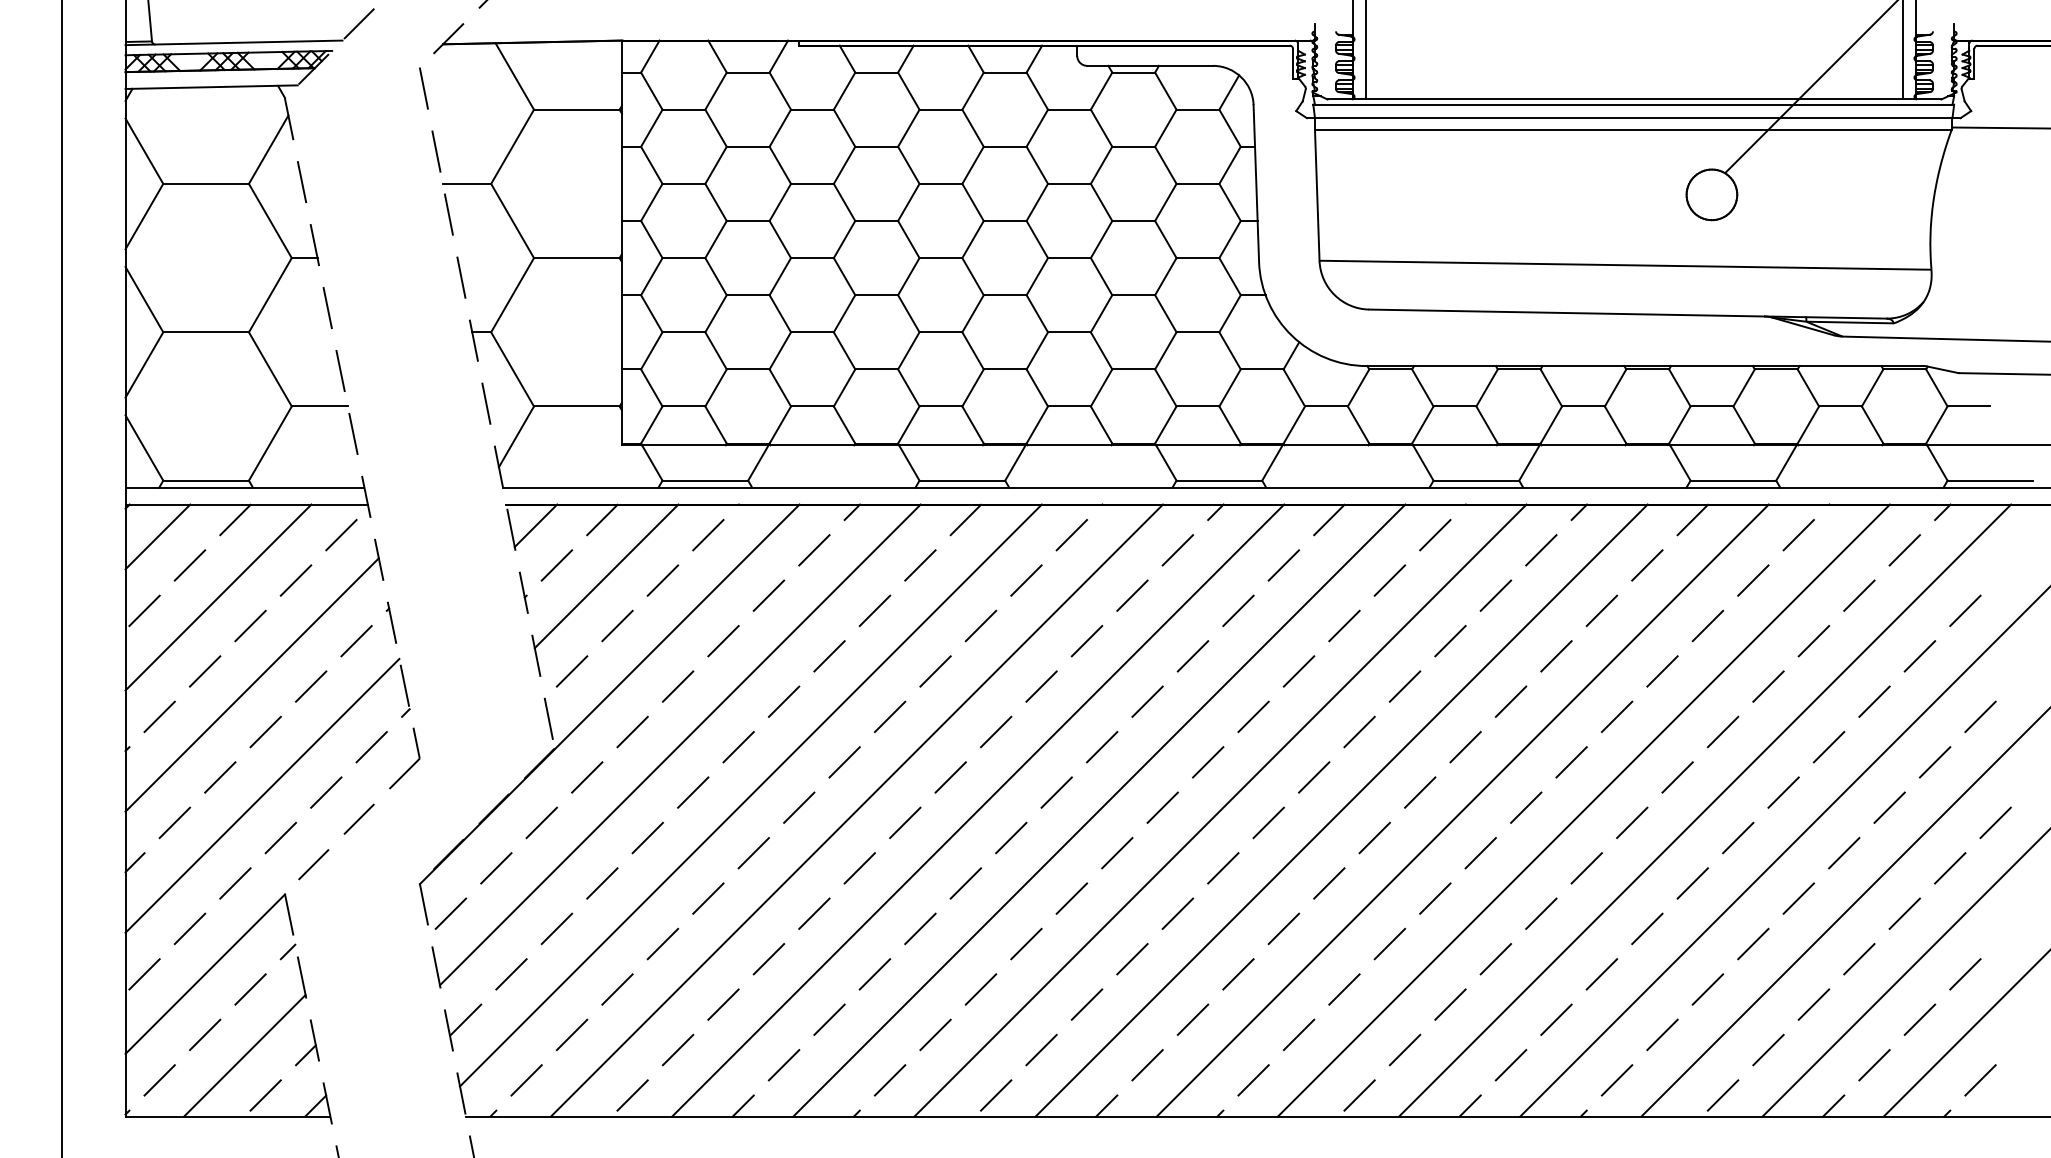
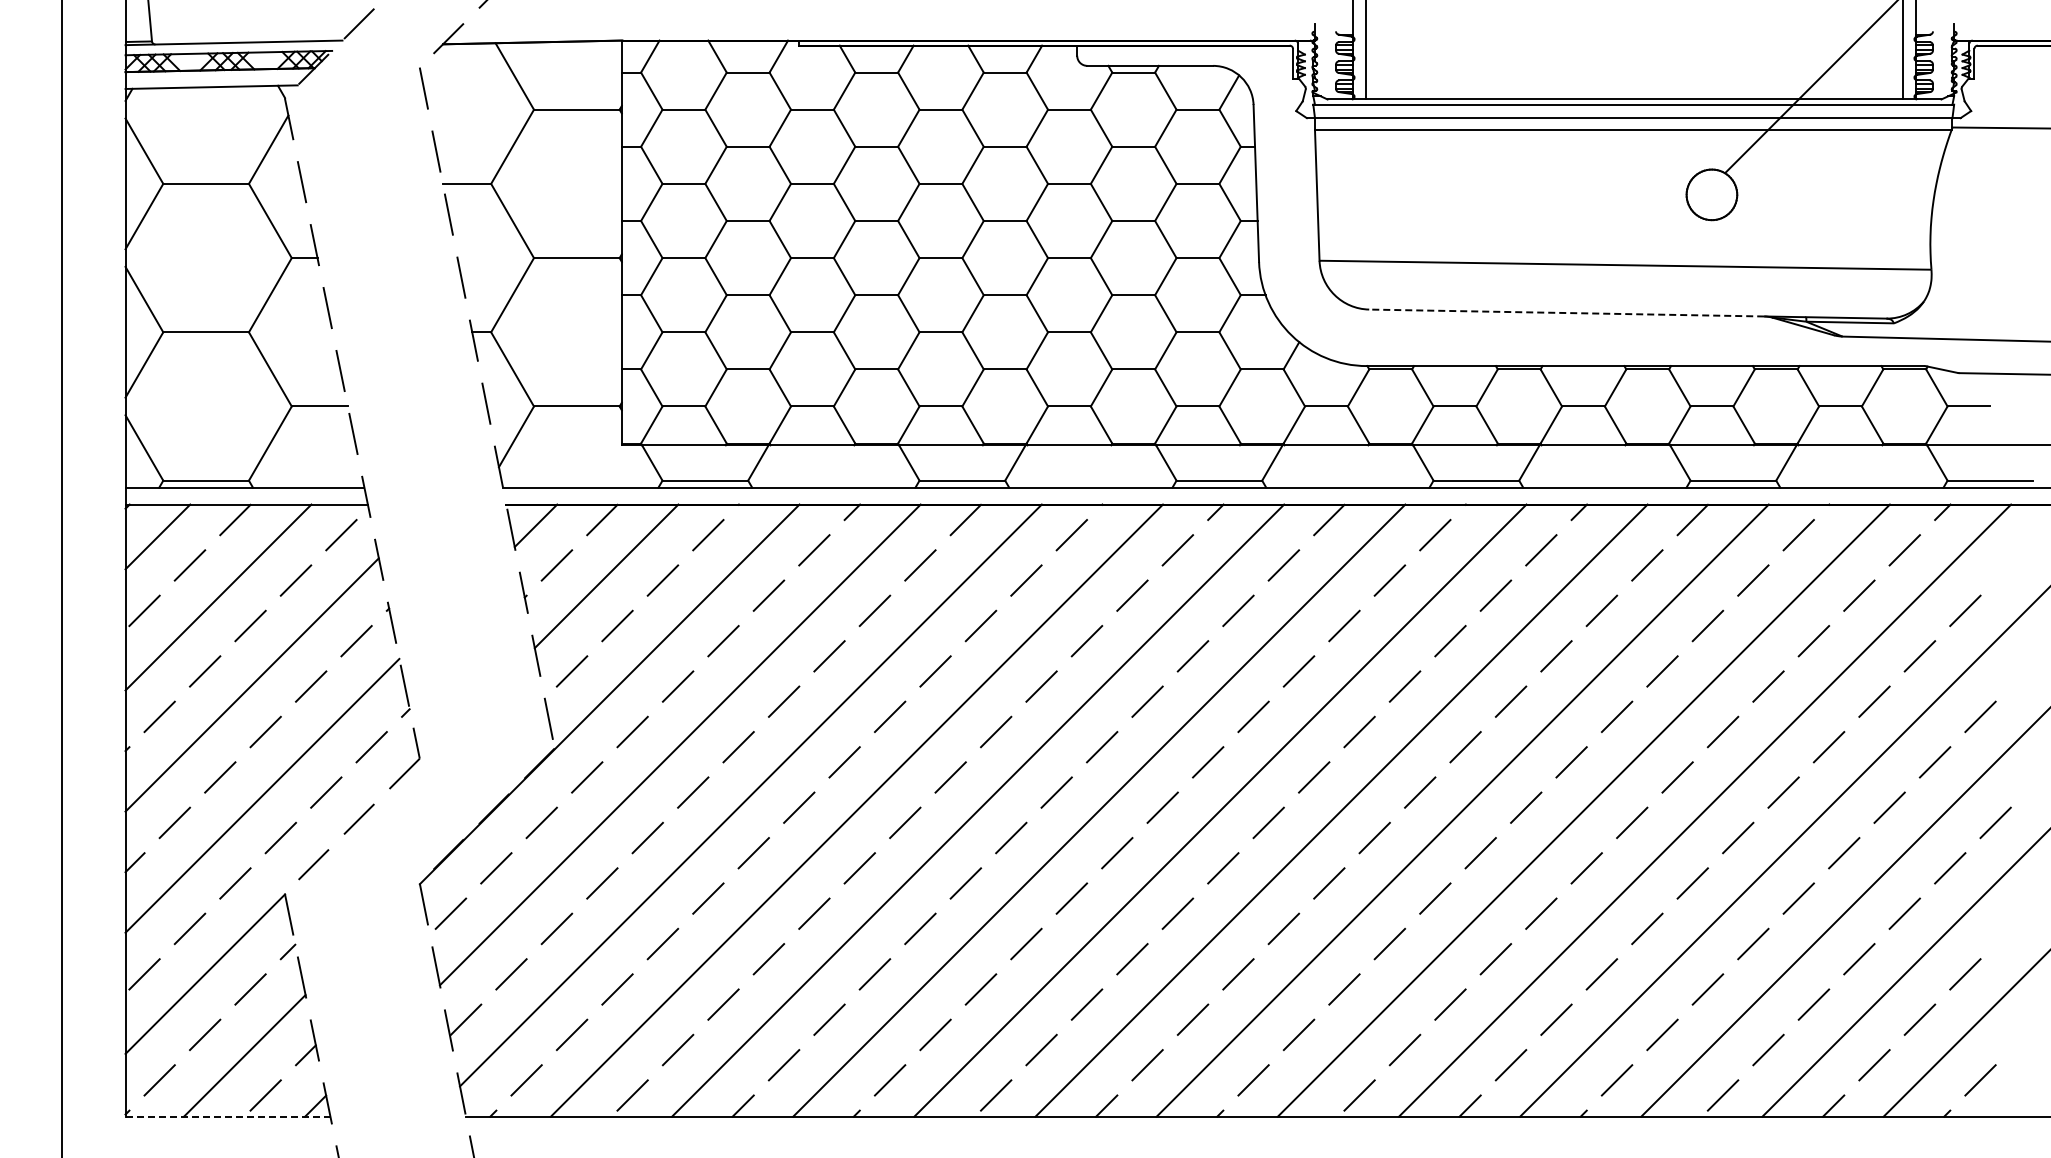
line: solid -> dashed (1566, 313)
line: solid -> dashed (228, 1116)
